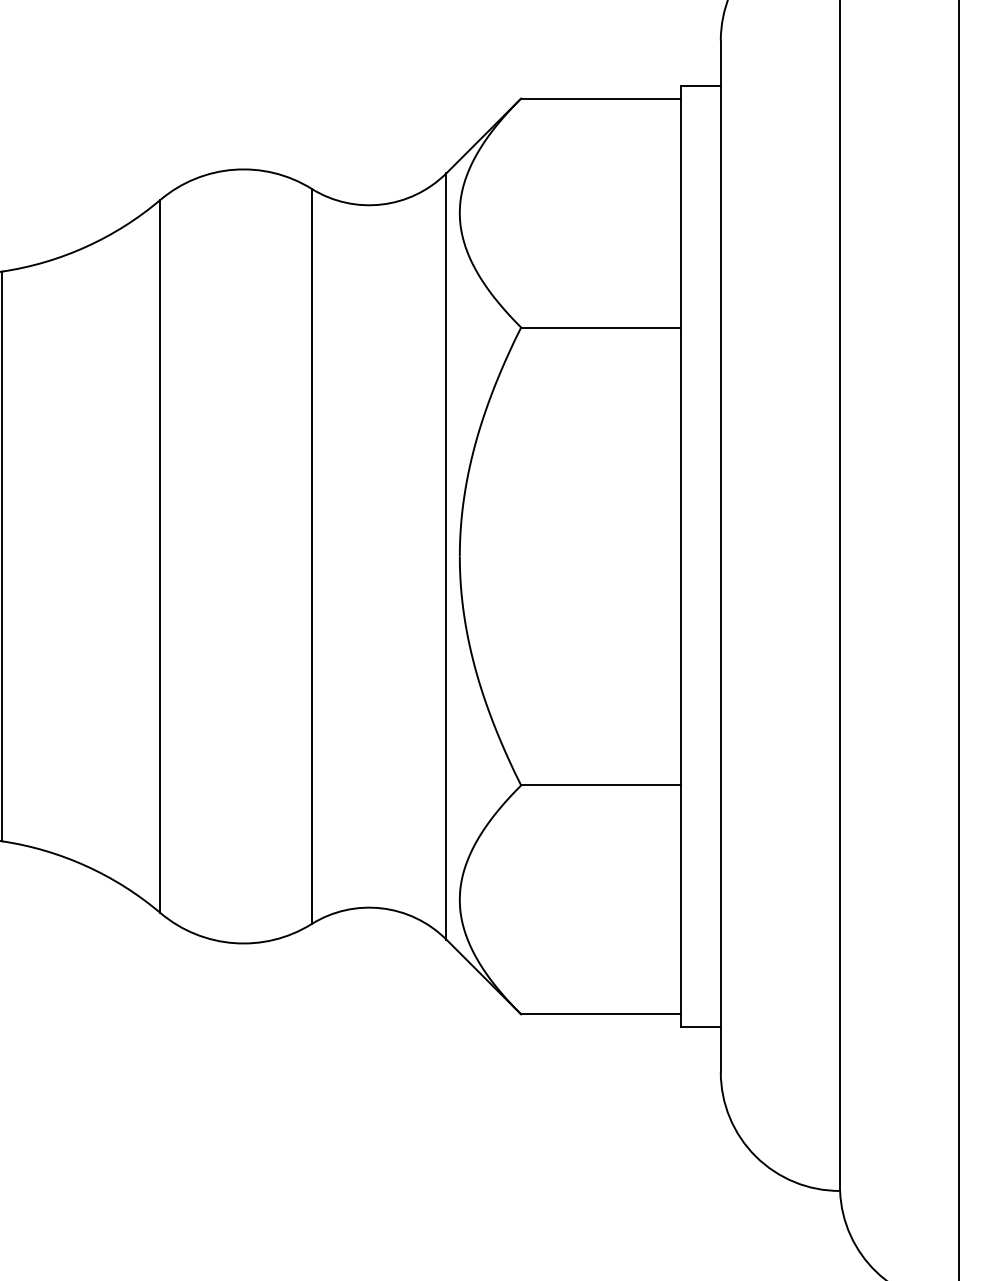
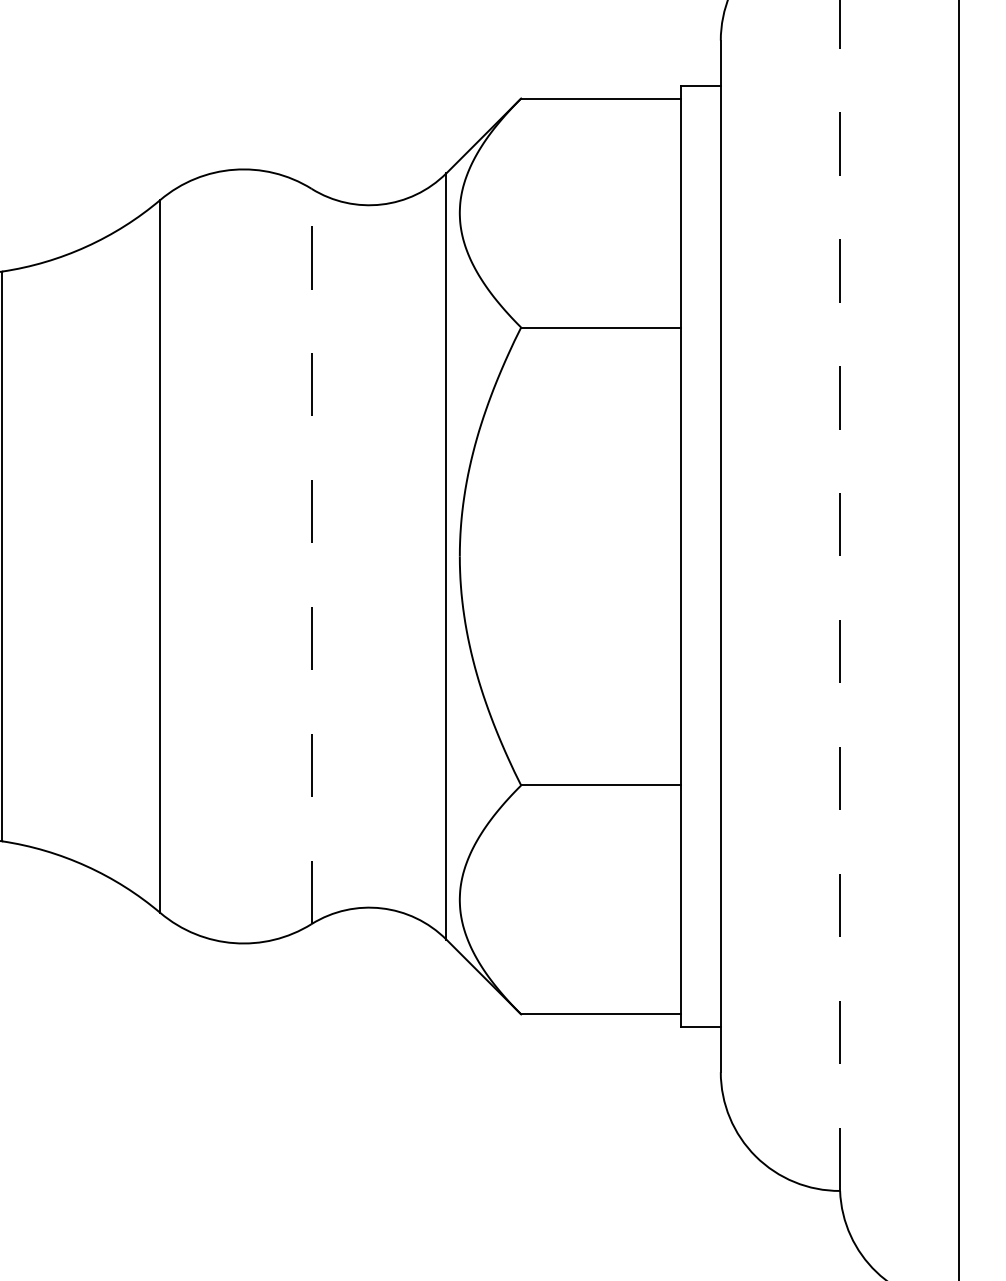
line: solid -> dashed (311, 556)
line: solid -> dashed (840, 595)
